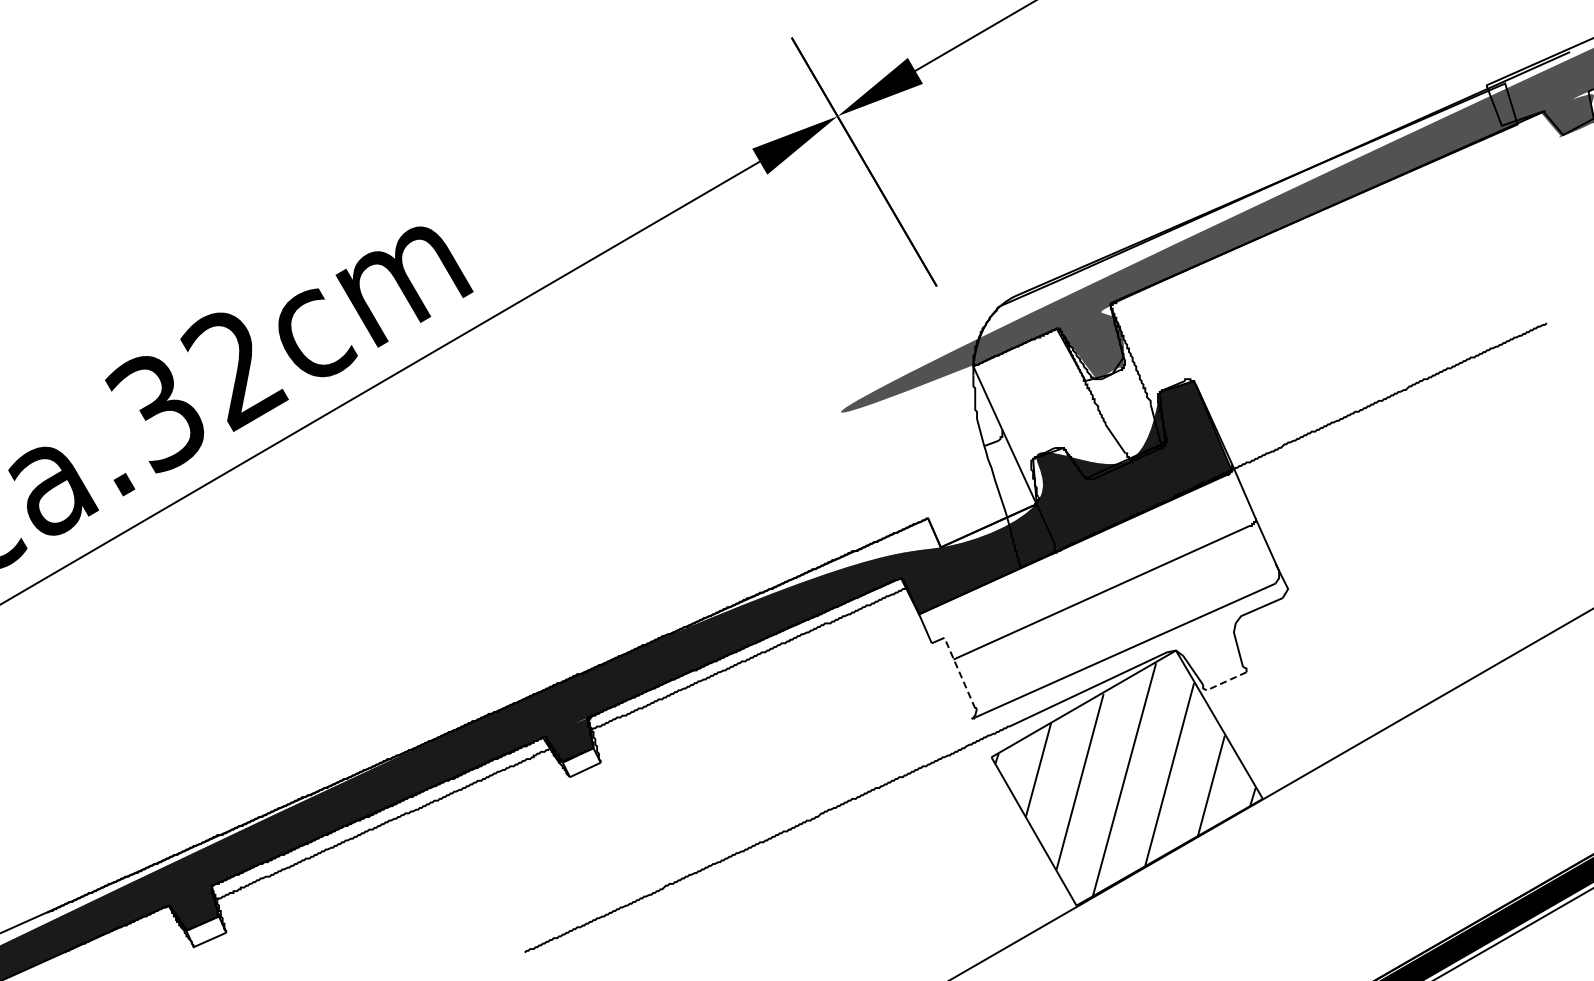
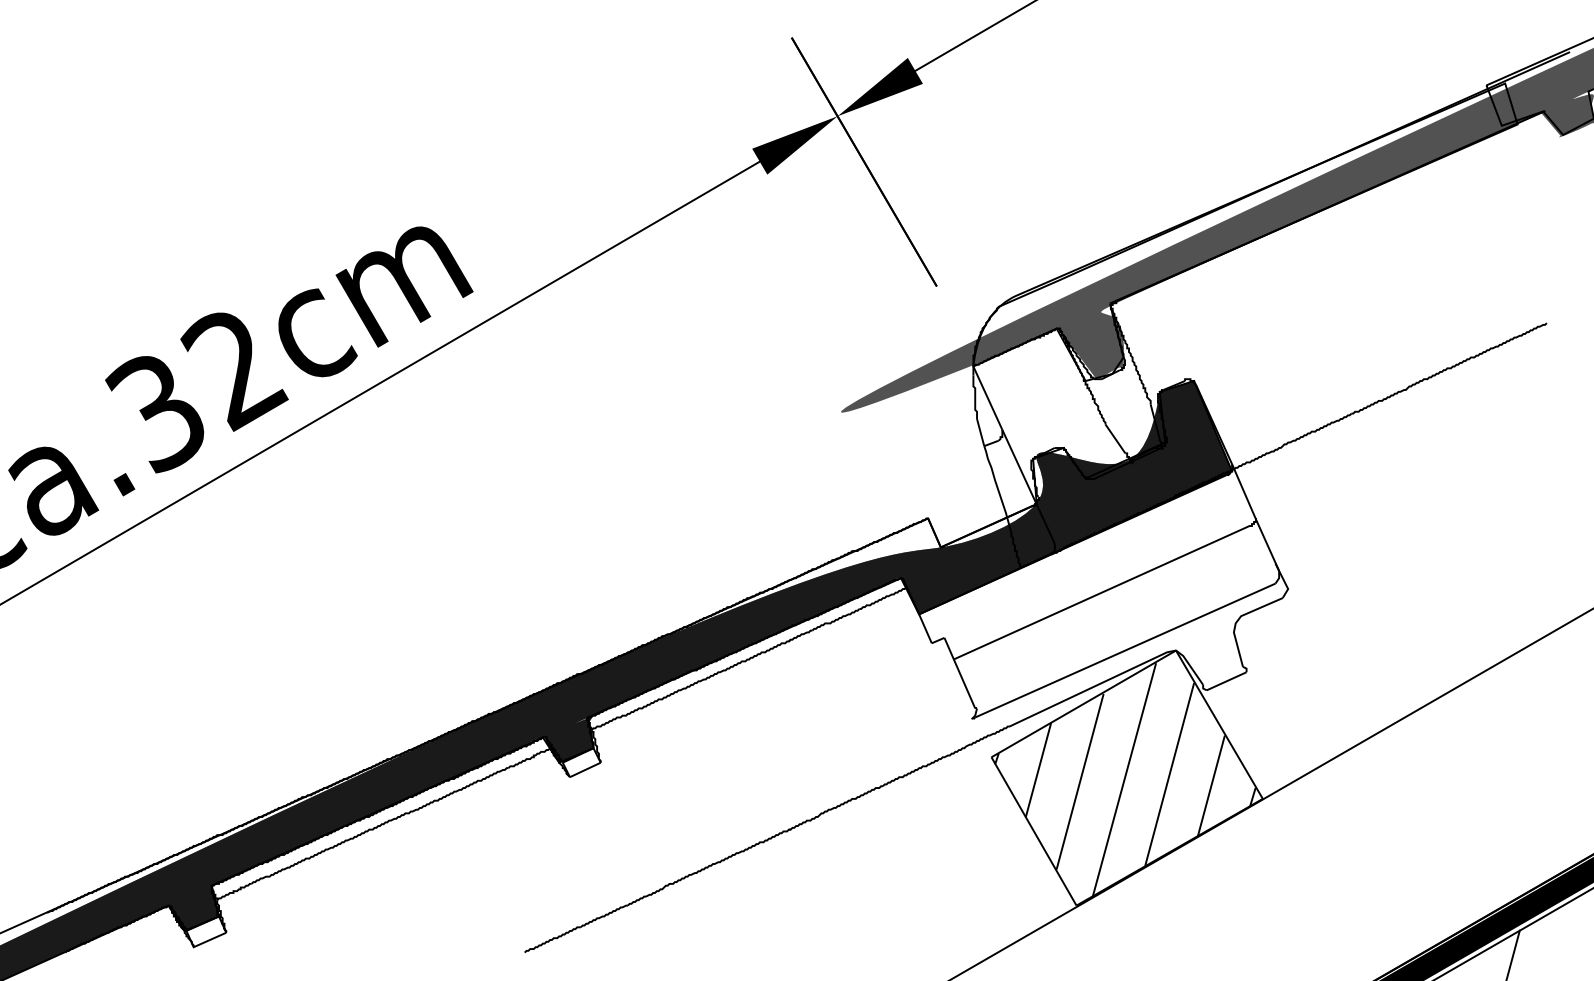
line: dashed -> solid (959, 672)
line: dashed -> solid (1226, 681)
line: none -> present (1513, 953)
